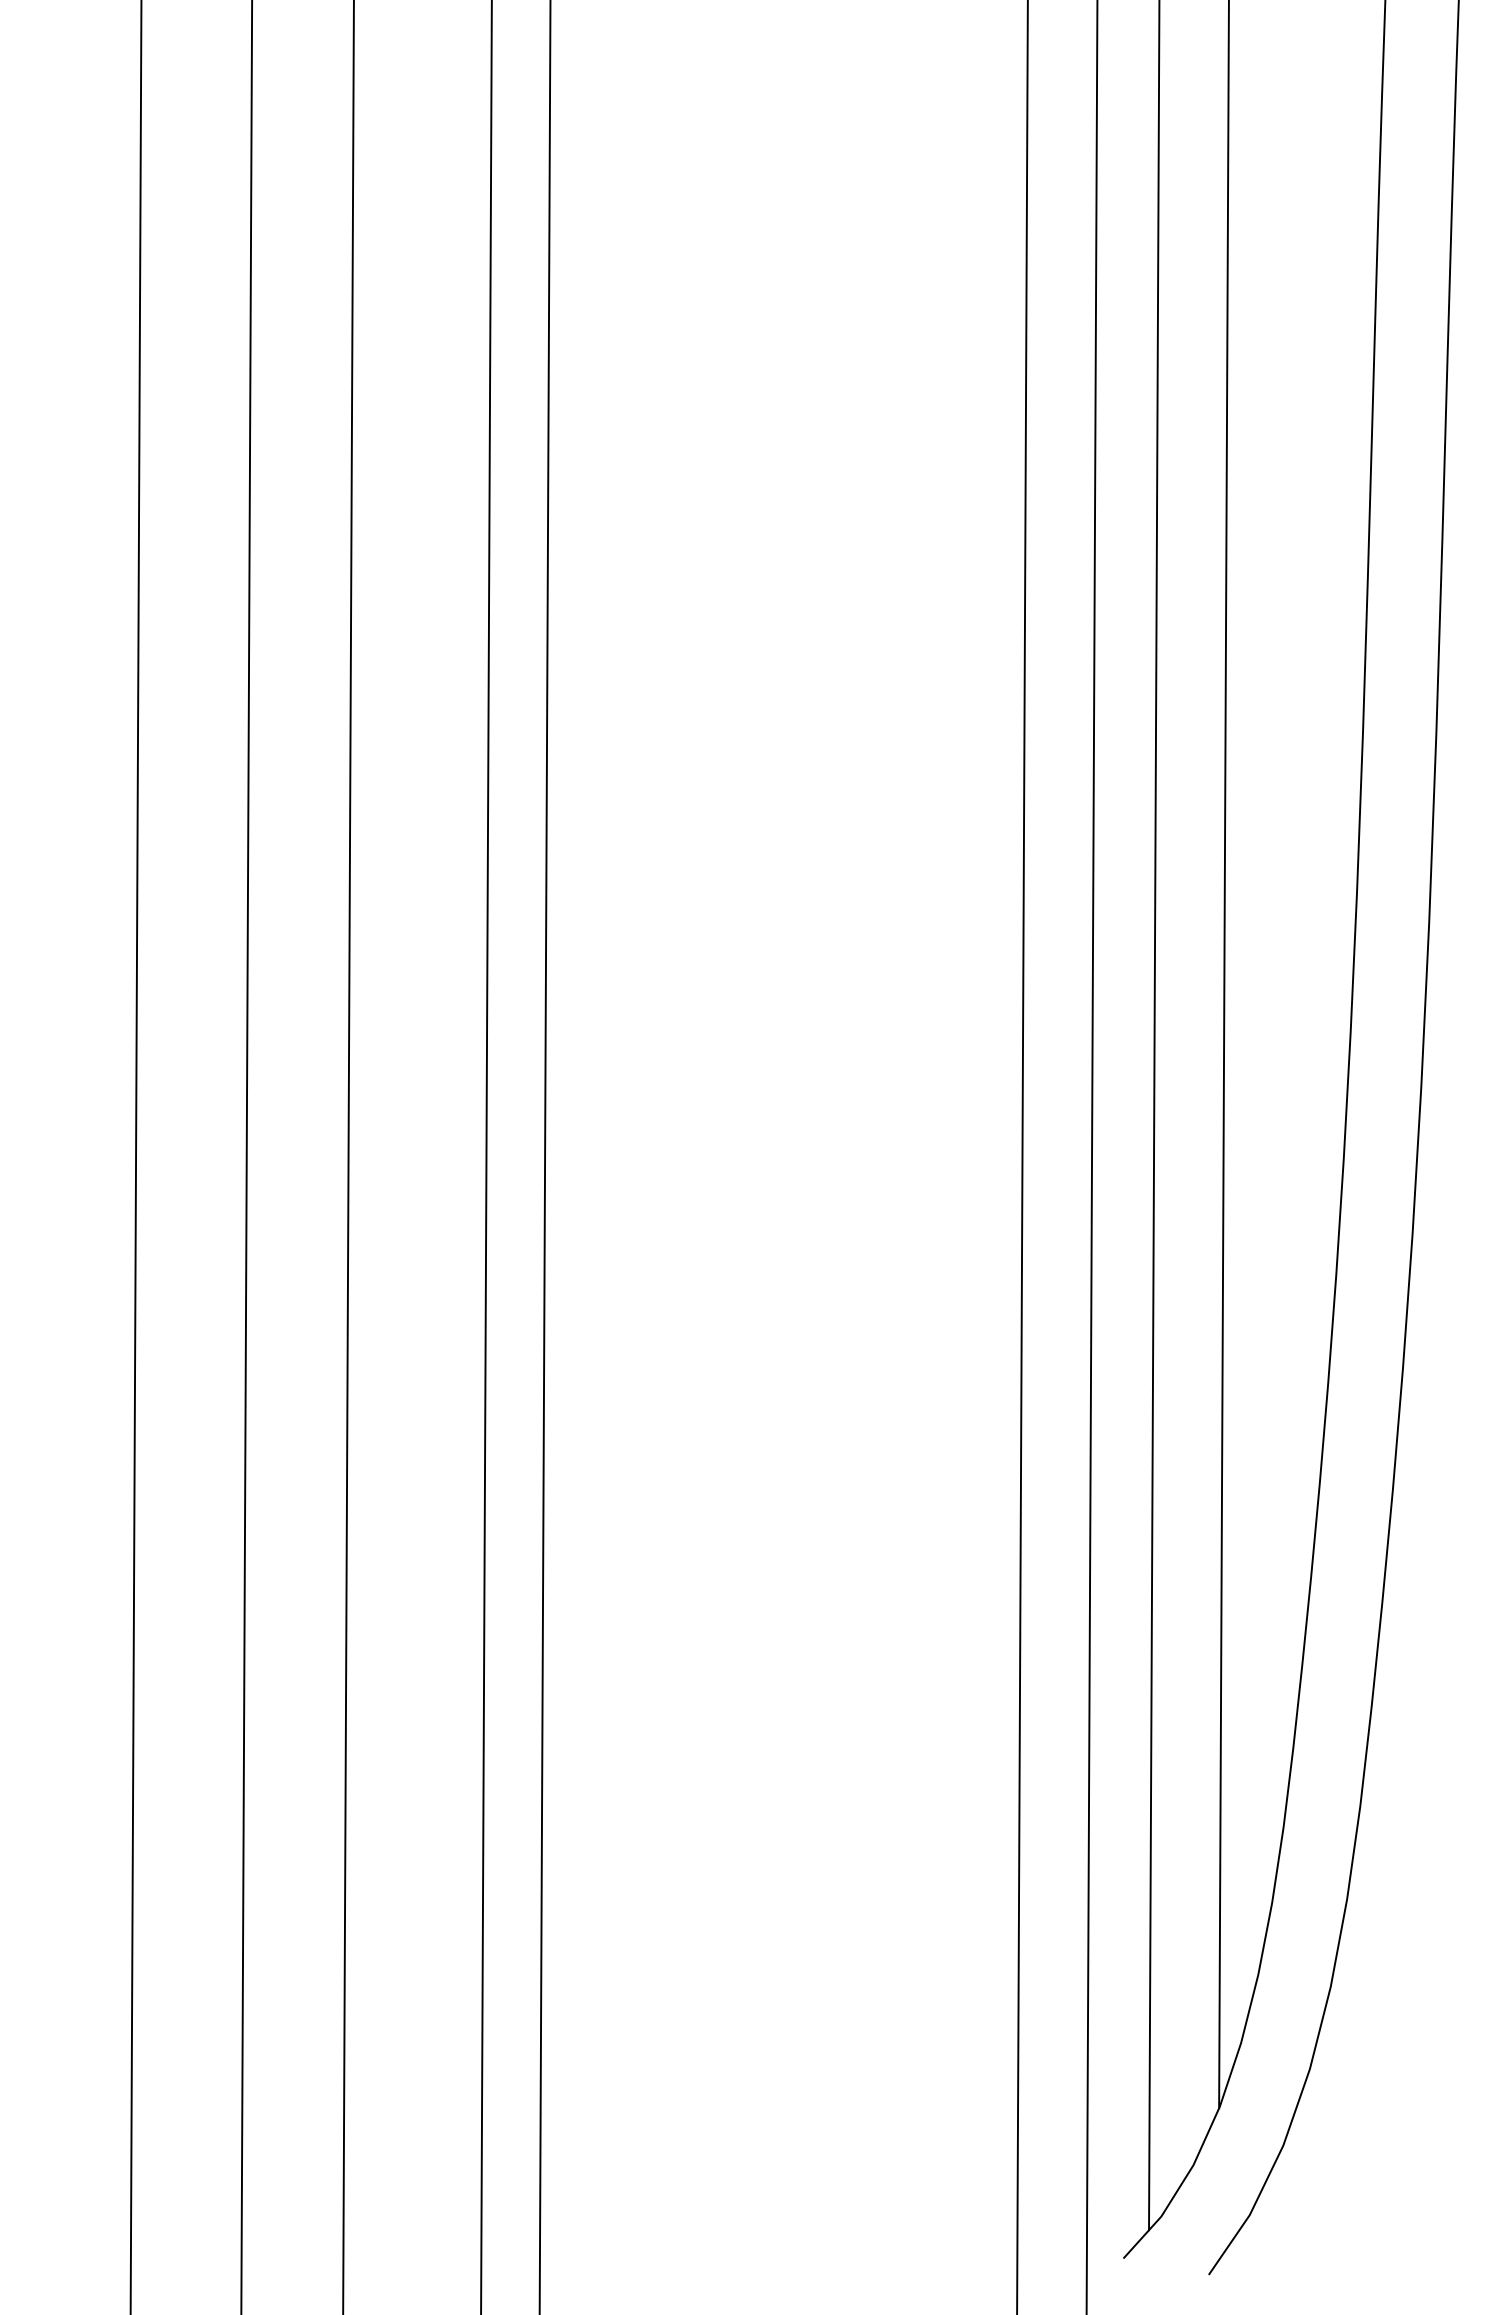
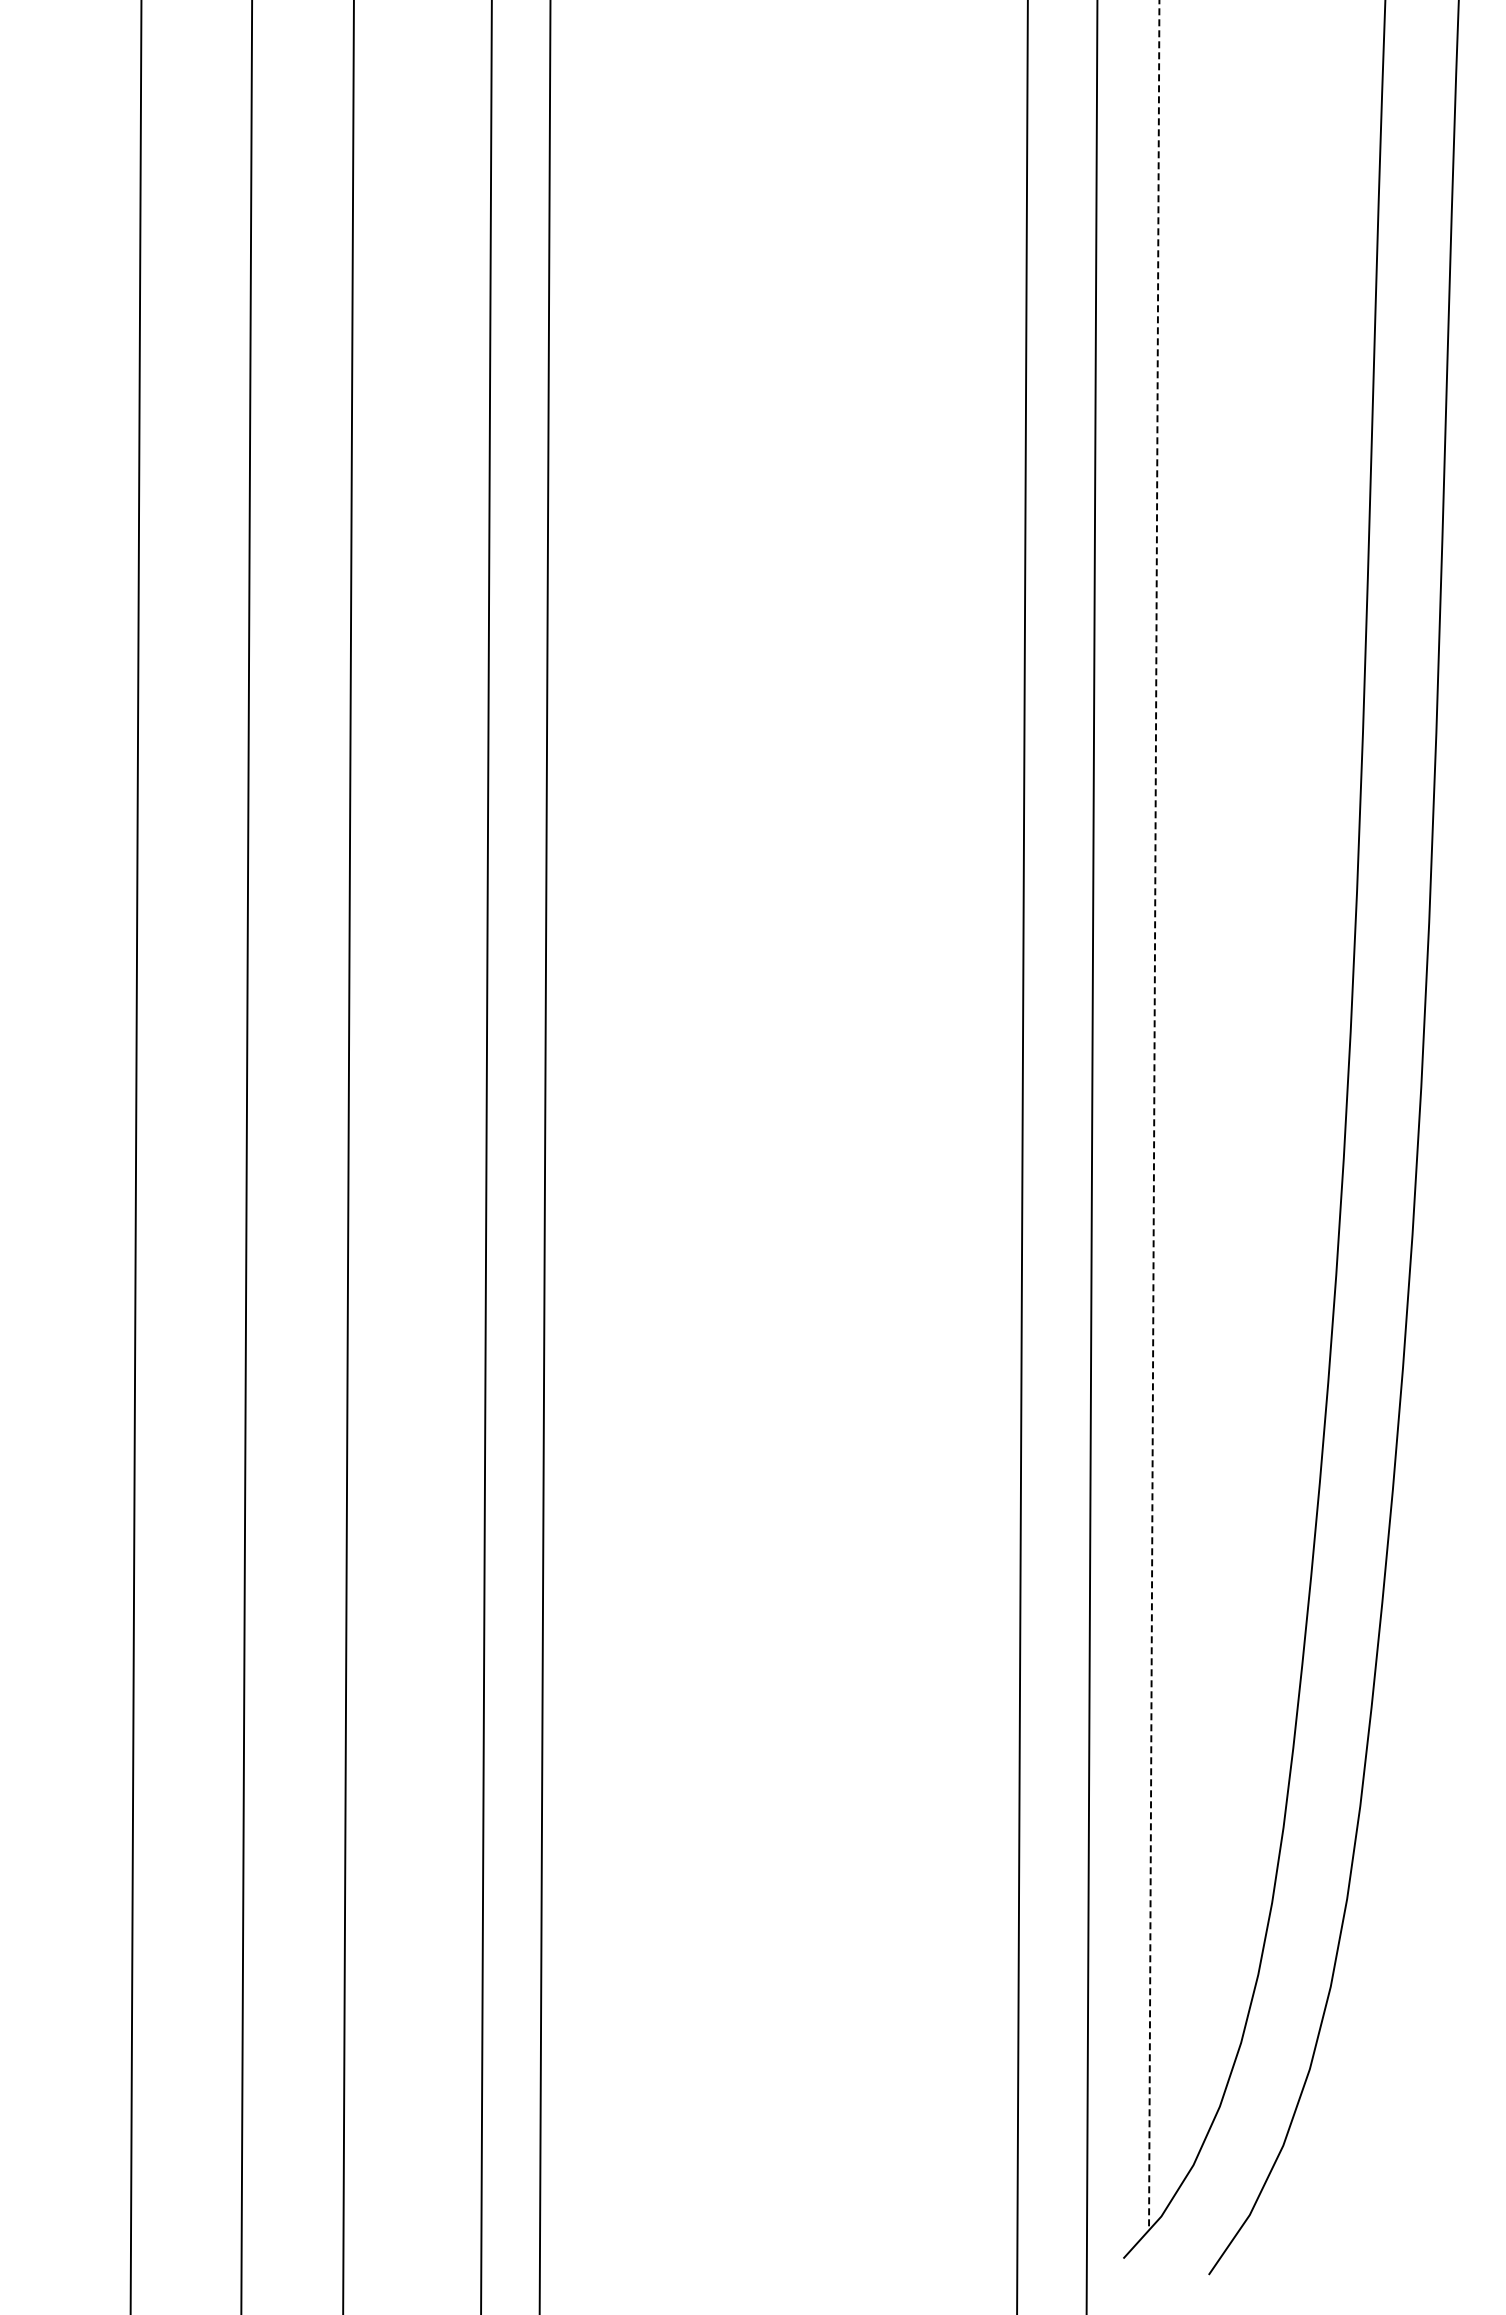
line: present -> none (1223, 1055)
line: solid -> dashed (1154, 1115)
